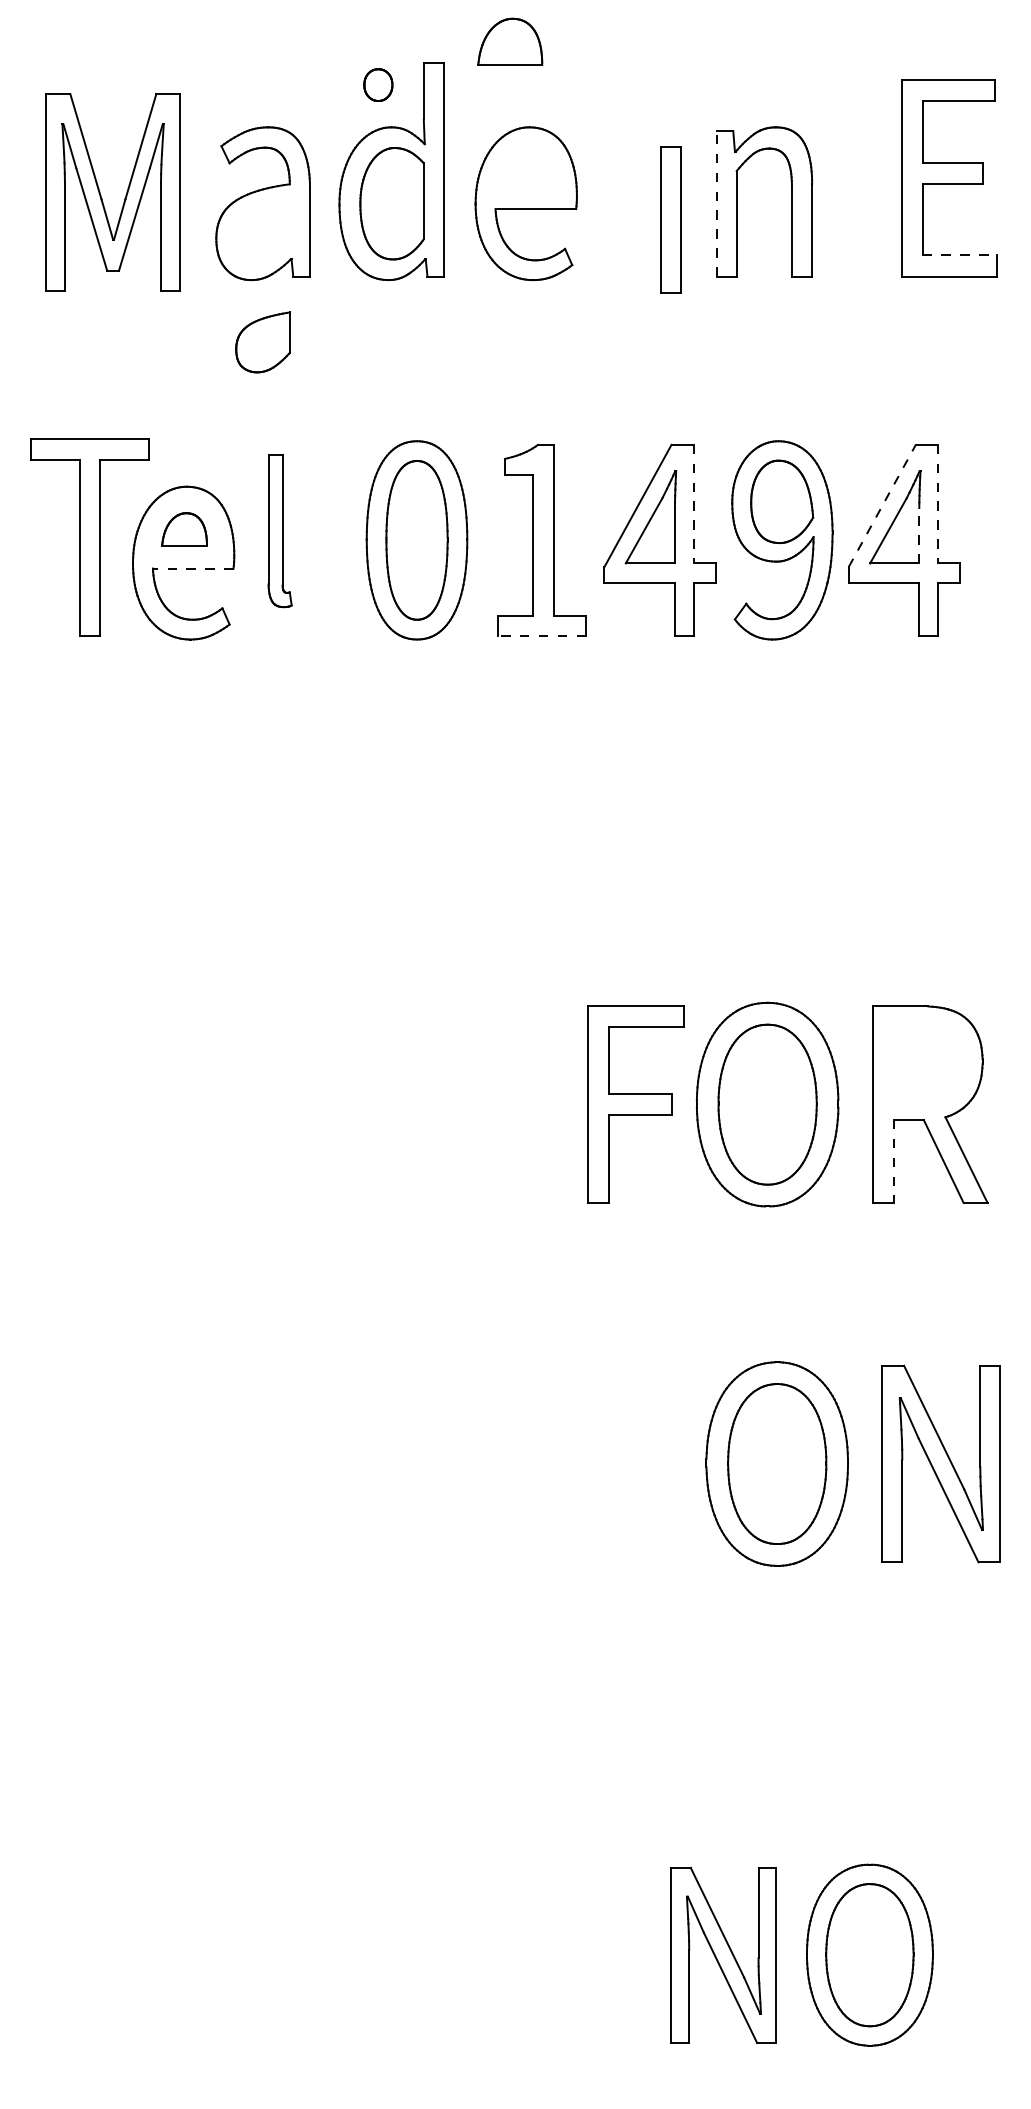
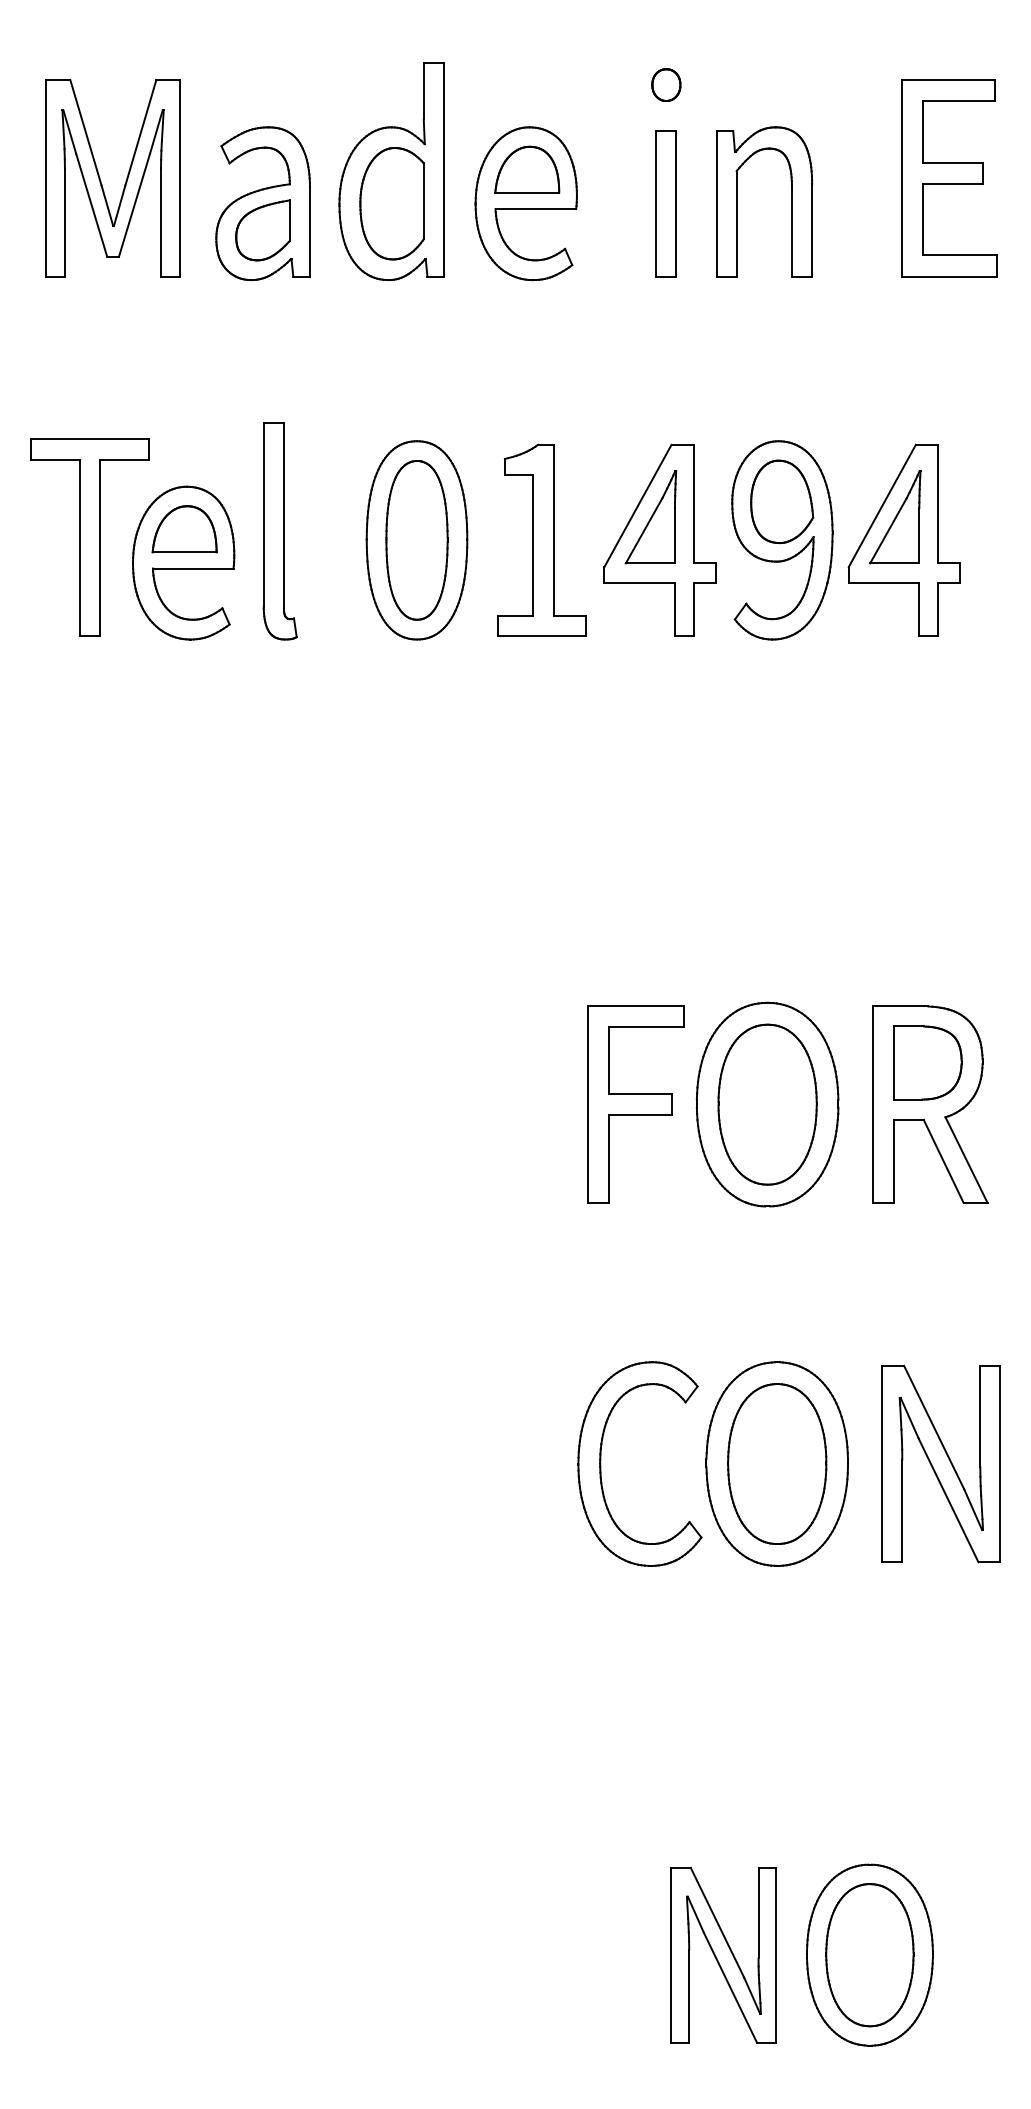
part position: (510, 41) -> (527, 169) (527, 169)
part position: (378, 84) -> (666, 84) (666, 84)
part position: (101, 195) -> (101, 181) (101, 181)
line: dashed -> solid (716, 203)
part position: (670, 219) -> (665, 203) (665, 203)
line: dashed -> solid (960, 255)
part position: (262, 342) -> (262, 230) (262, 230)
line: dashed -> solid (694, 504)
line: dashed -> solid (938, 504)
line: dashed -> solid (882, 505)
part size: 47x35 px -> 67x49 px (184, 529)
part size: 26x155 px -> 36x219 px (279, 531)
line: dashed -> solid (919, 535)
line: dashed -> solid (192, 568)
line: dashed -> solid (541, 635)
part: none -> present (927, 1062)
line: dashed -> solid (893, 1161)
part: none -> present (601, 1463)
